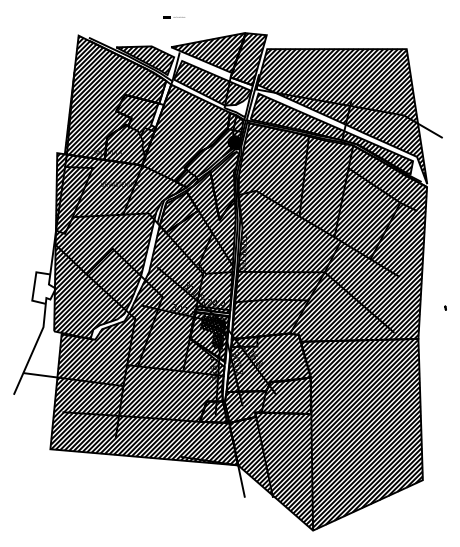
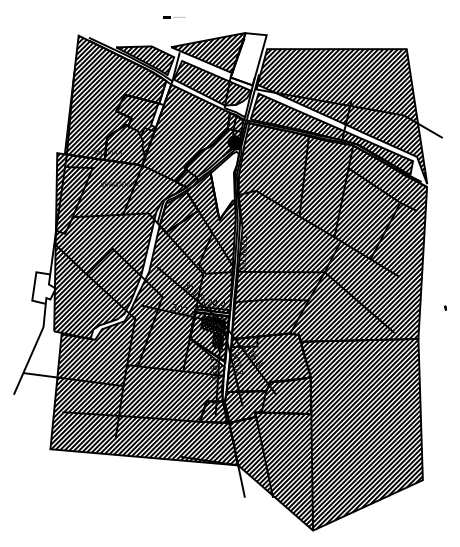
hatch: present -> none (248, 58)
hatch: present -> none (224, 185)
